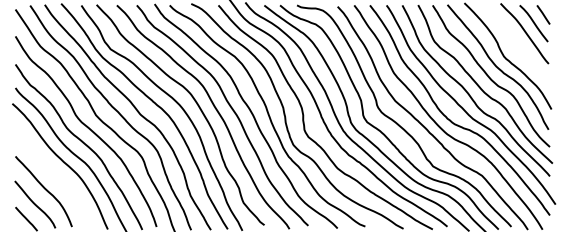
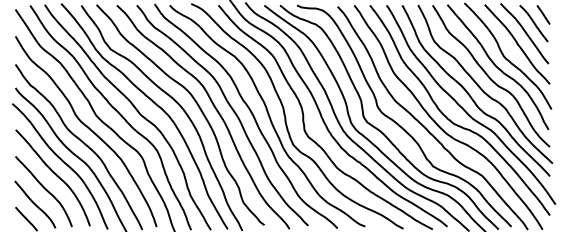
curve: none -> present (517, 44)
curve: none -> present (54, 174)
